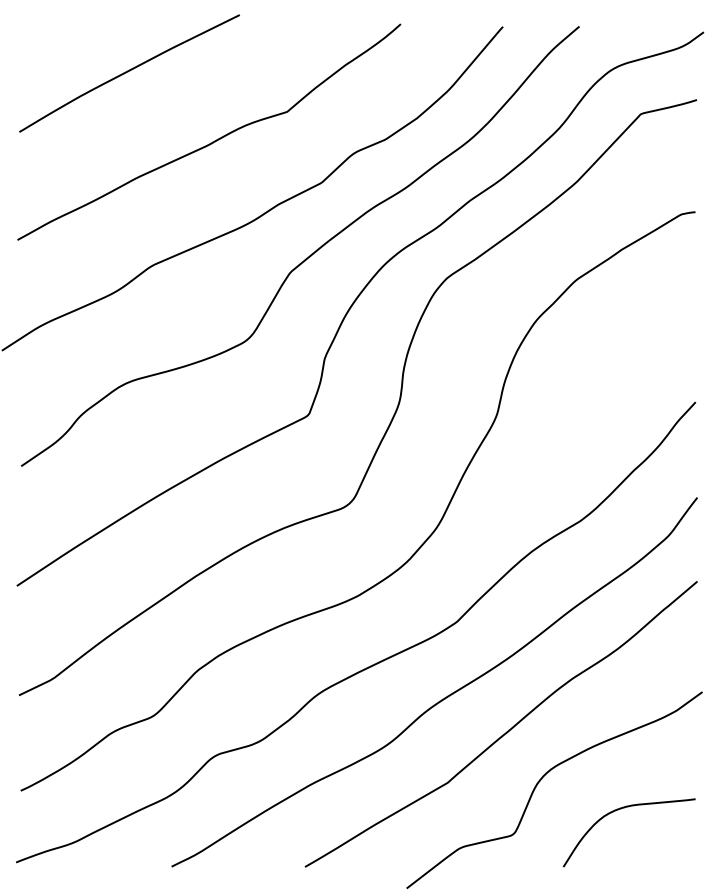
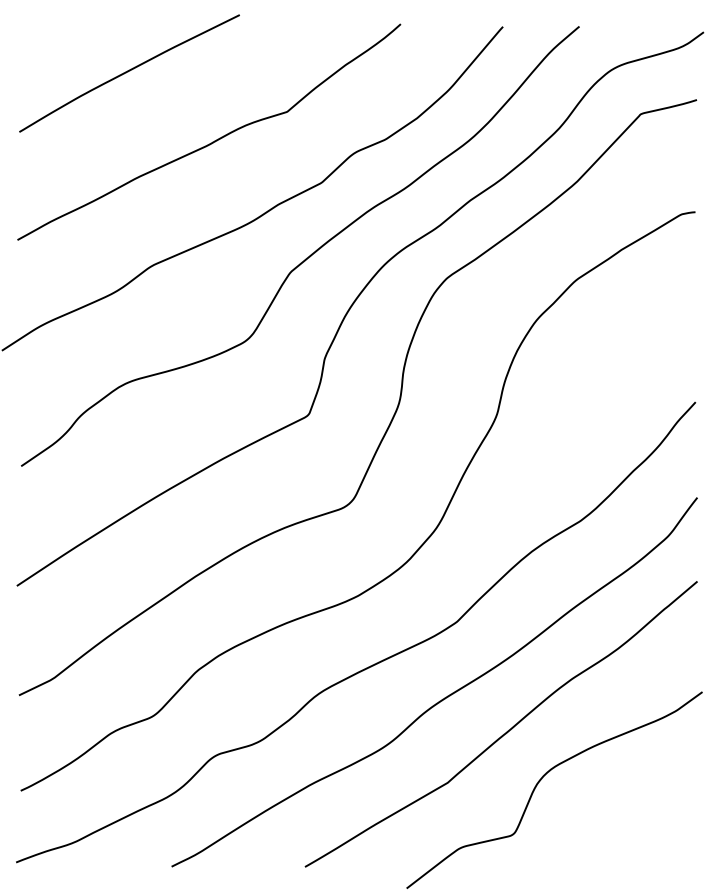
curve: present -> none (621, 809)
